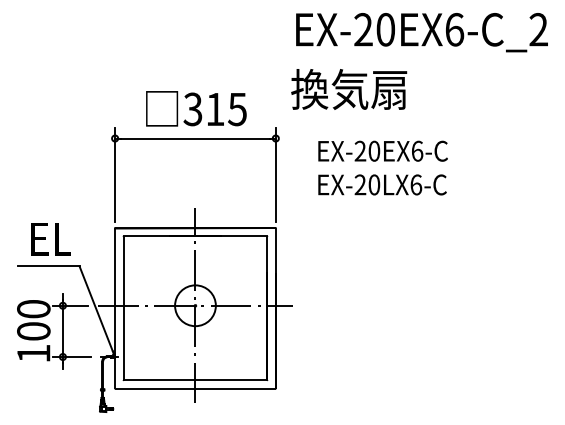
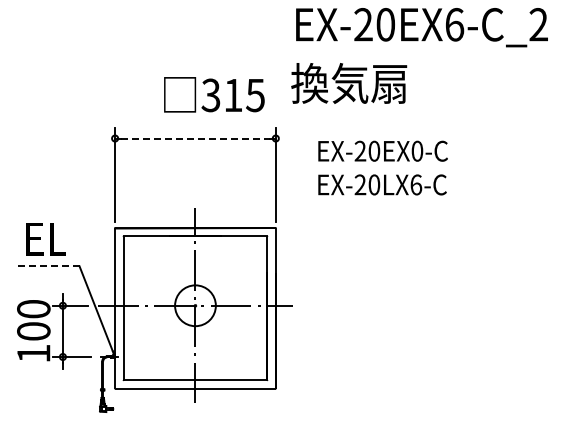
text position: (421, 32) -> (421, 27) (421, 27)
text position: (349, 89) -> (349, 83) (349, 83)
text position: (196, 108) -> (214, 94) (214, 94)
line: solid -> dashed (195, 138)
text: EX-20EX6-C -> EX-20EX0-C (417, 150)
text position: (50, 239) -> (45, 239) (45, 239)
line: solid -> dashed (49, 266)
